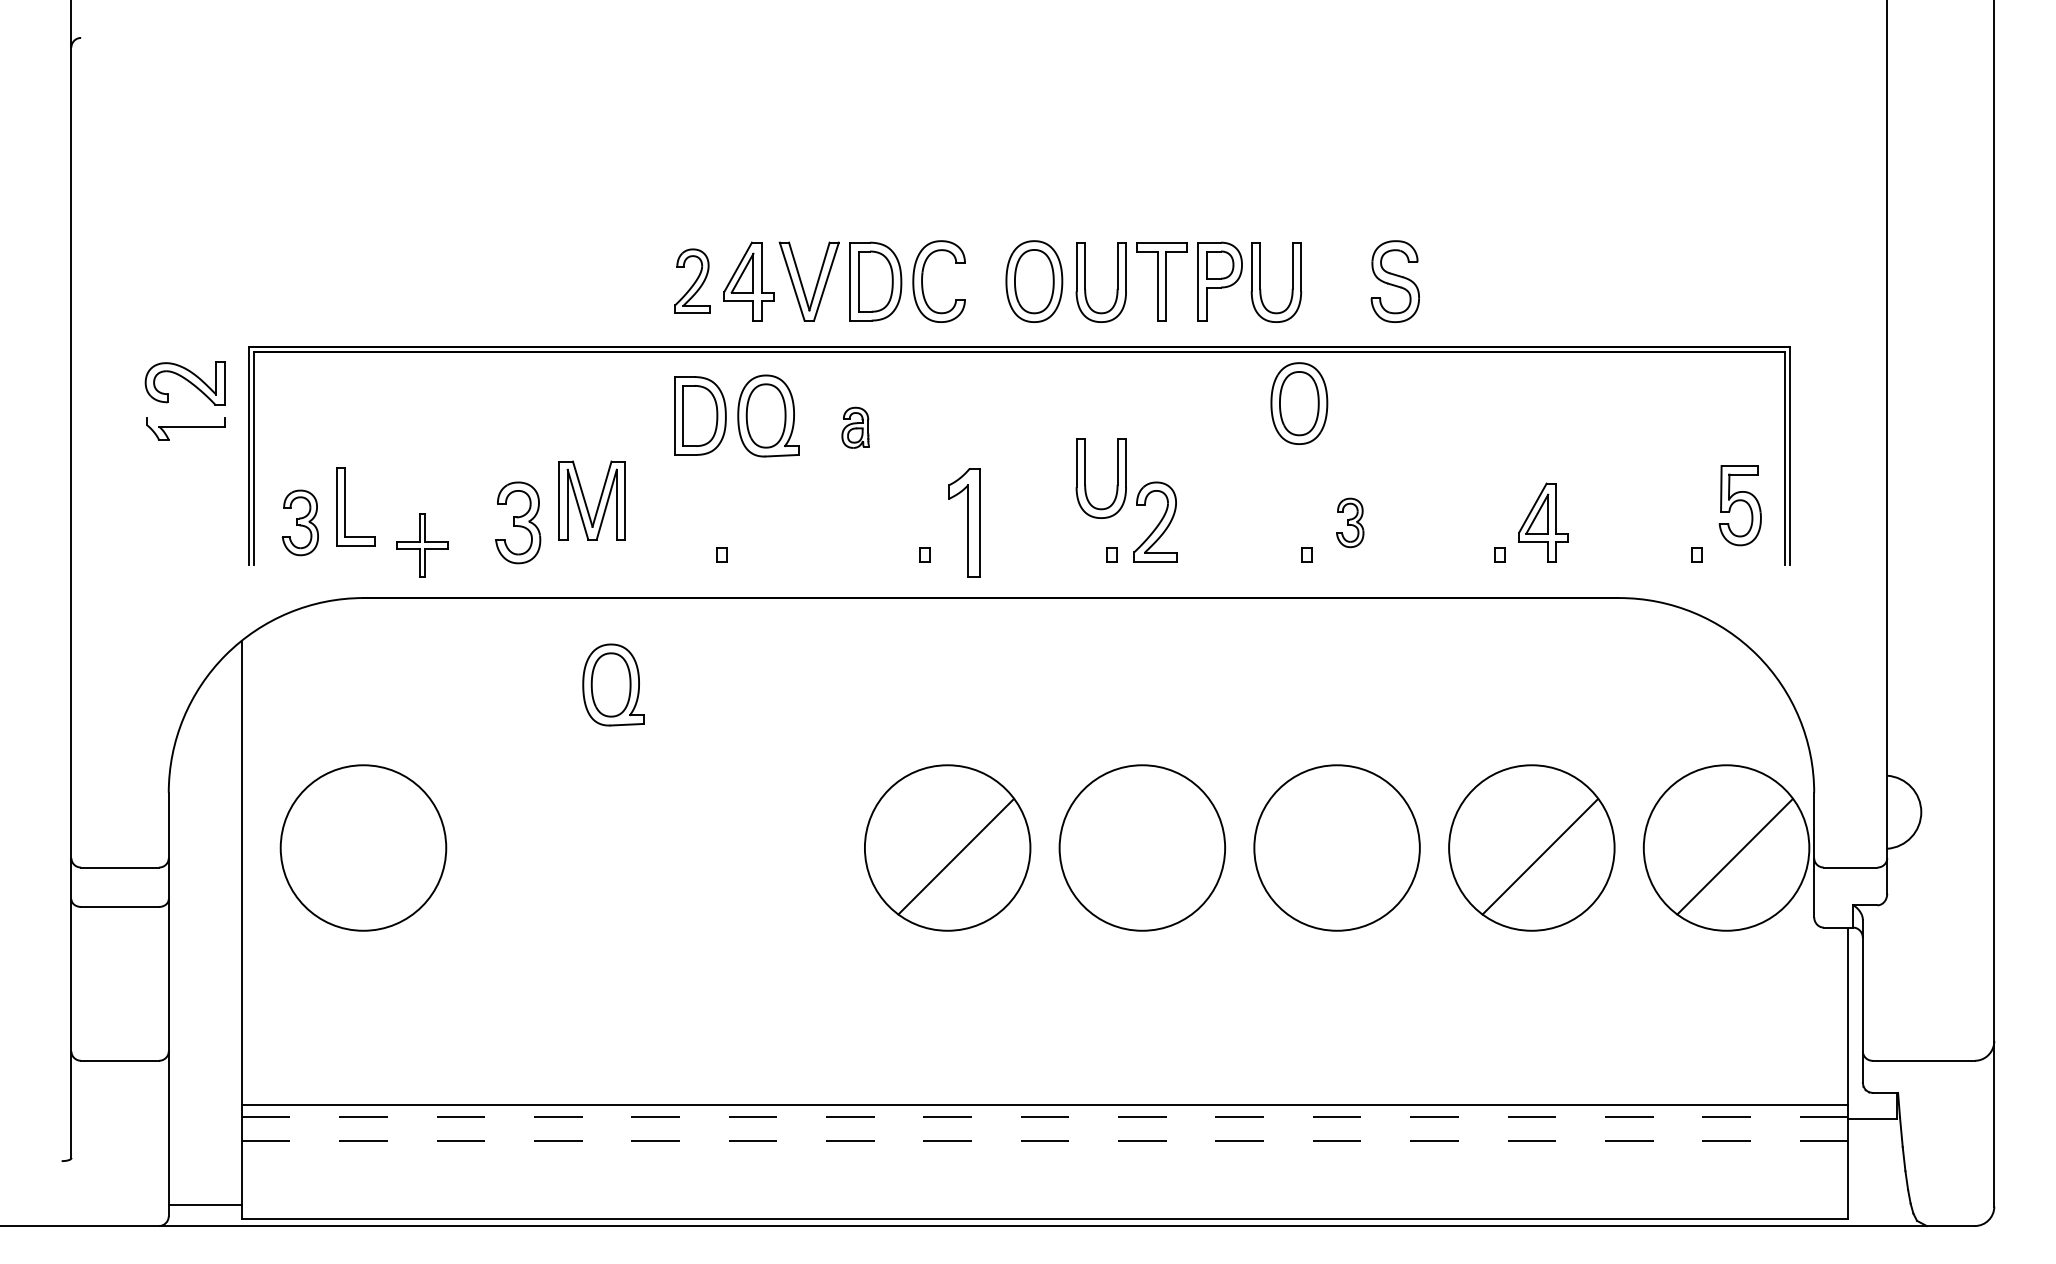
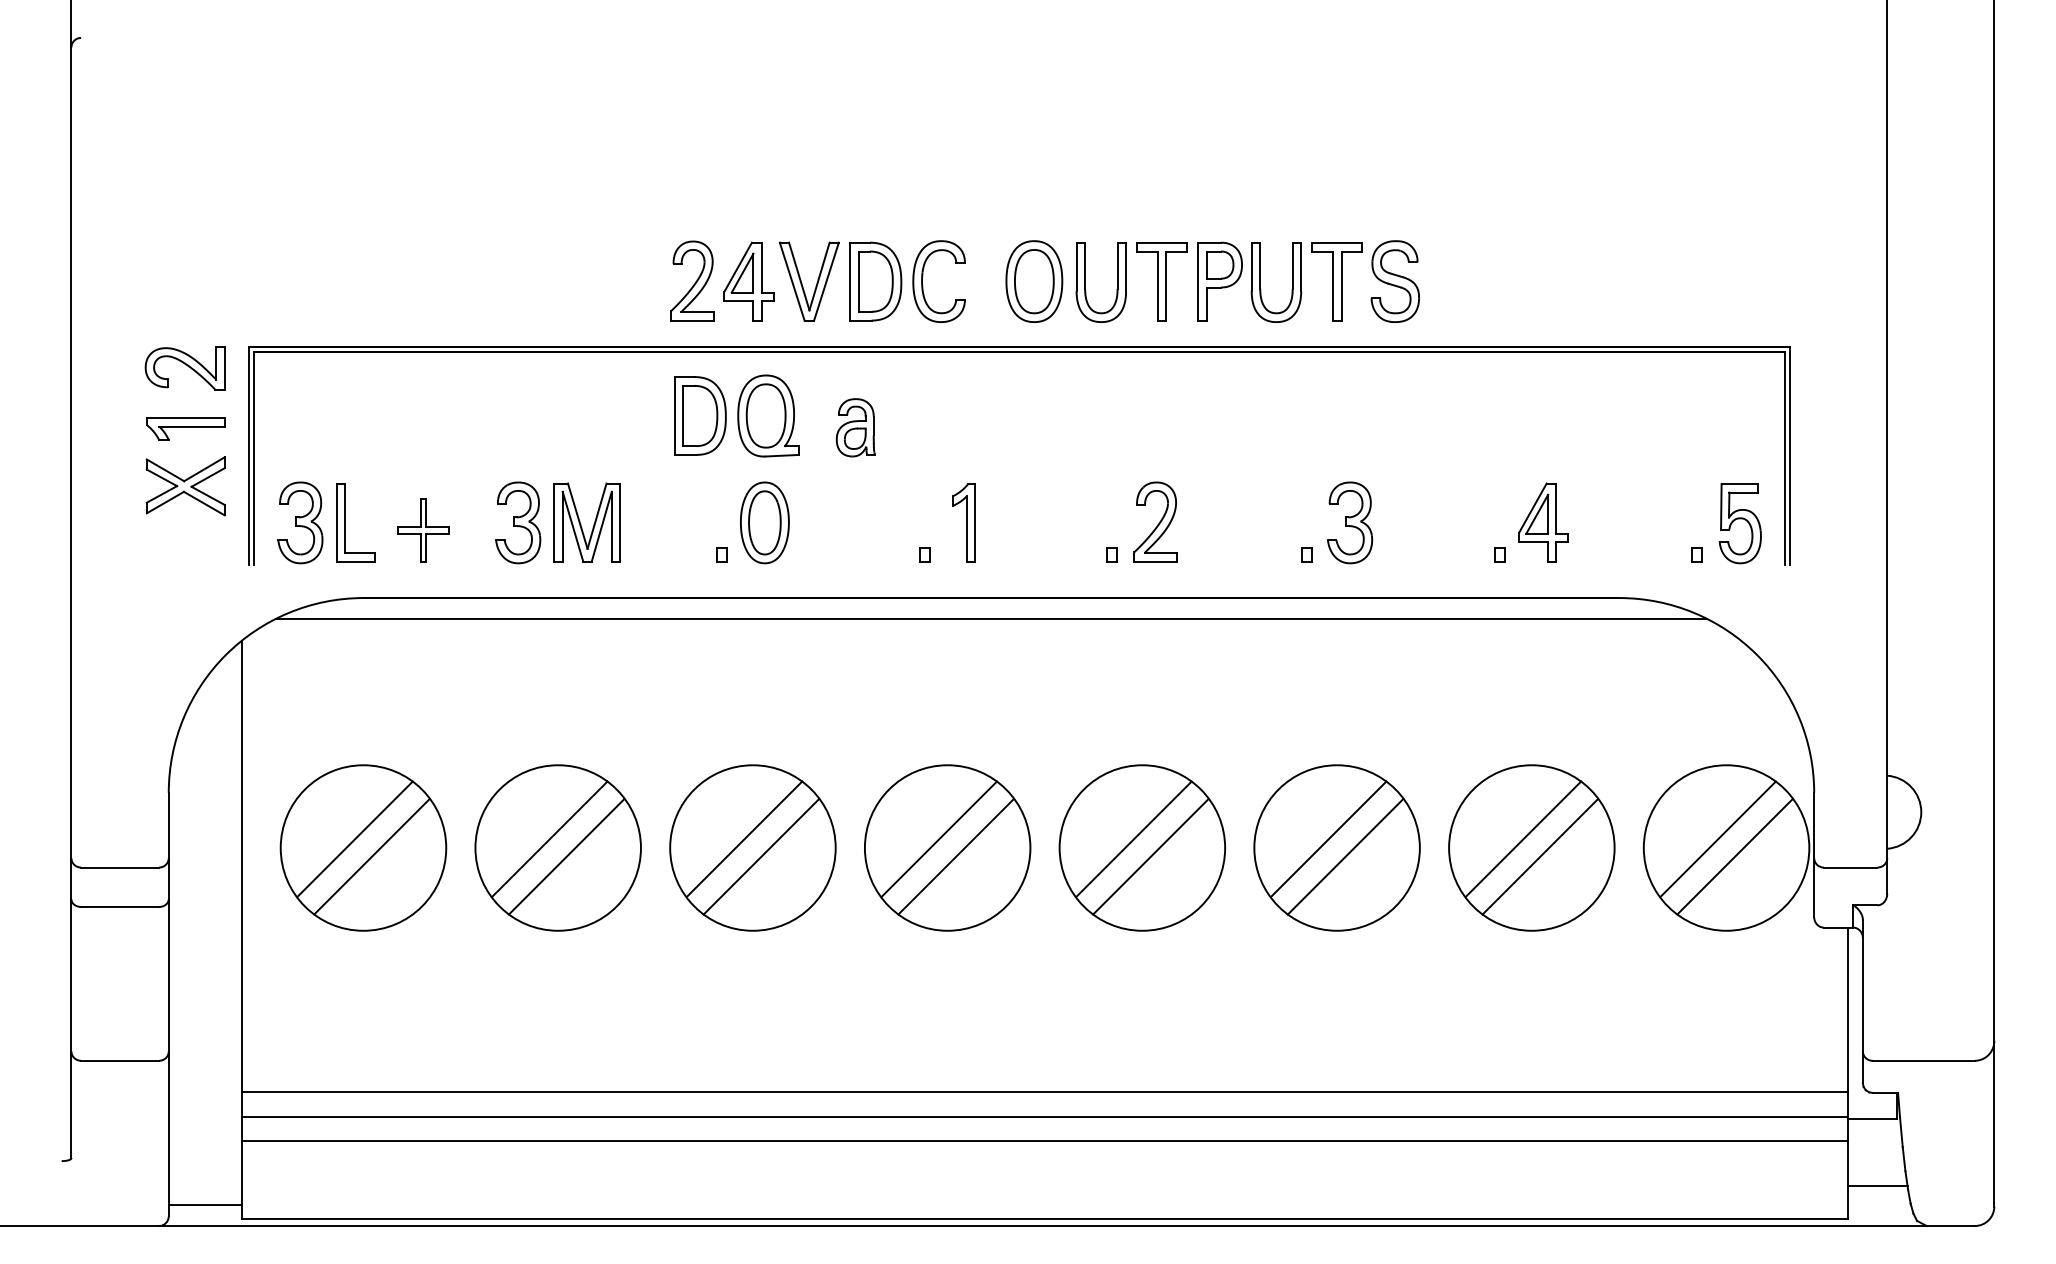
part size: 37x66 px -> 45x82 px (692, 280)
part: none -> present (1336, 281)
part position: (184, 383) -> (184, 368) (184, 368)
part: present -> none (1299, 403)
line: none -> present (185, 418)
part size: 29x43 px -> 41x60 px (855, 427)
part: present -> none (1085, 478)
part: none -> present (185, 486)
part position: (591, 500) -> (586, 522) (586, 522)
part position: (1739, 505) -> (1739, 523) (1739, 523)
part position: (345, 506) -> (345, 522) (345, 522)
part size: 38x68 px -> 47x84 px (300, 522)
part: none -> present (764, 522)
part size: 33x110 px -> 24x80 px (963, 522)
part size: 29x52 px -> 47x84 px (1350, 522)
part position: (422, 545) -> (423, 530) (423, 530)
line: none -> present (991, 619)
part: present -> none (613, 684)
line: none -> present (354, 838)
line: none -> present (938, 838)
line: none -> present (1133, 838)
line: none -> present (1328, 838)
line: none -> present (1523, 838)
line: none -> present (1717, 838)
part: none -> present (557, 847)
part: none -> present (752, 847)
line: none -> present (371, 856)
line: none -> present (1150, 856)
line: none -> present (1345, 856)
line position: (1044, 1105) -> (1044, 1092) (1044, 1092)
line: dashed -> solid (1044, 1116)
line: dashed -> solid (1044, 1141)
line: none -> present (1877, 1186)
